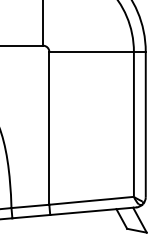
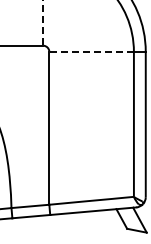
line: solid -> dashed (43, 23)
line: solid -> dashed (91, 51)
